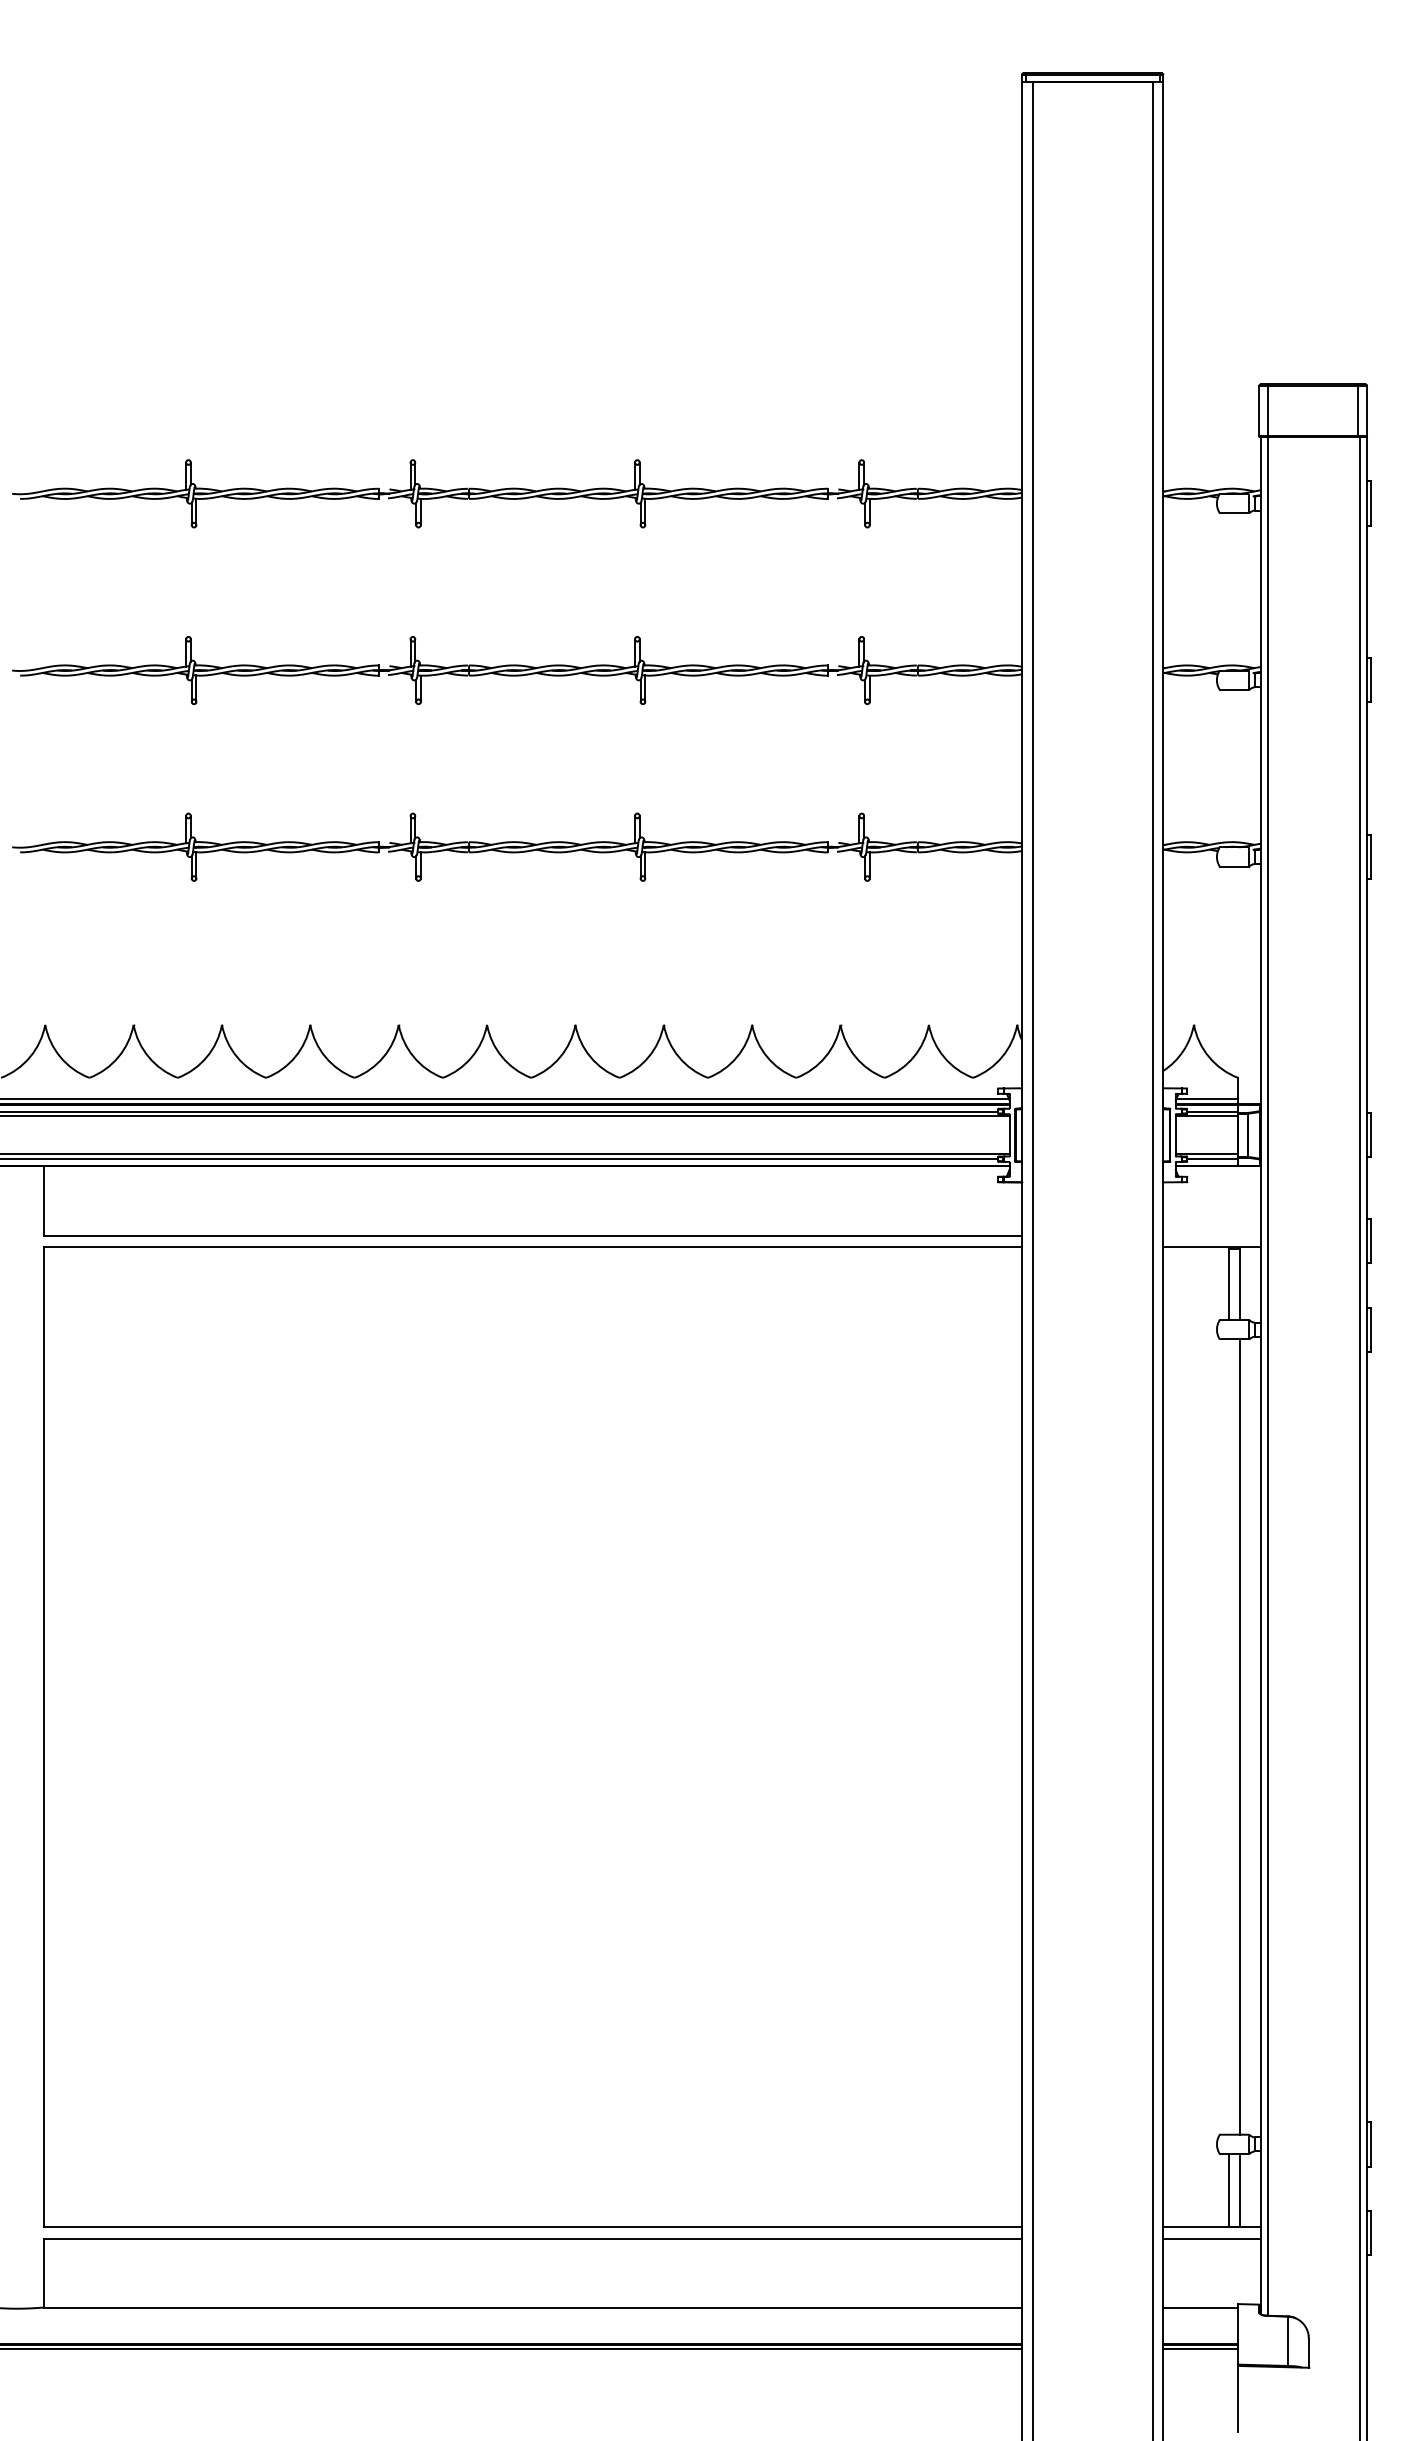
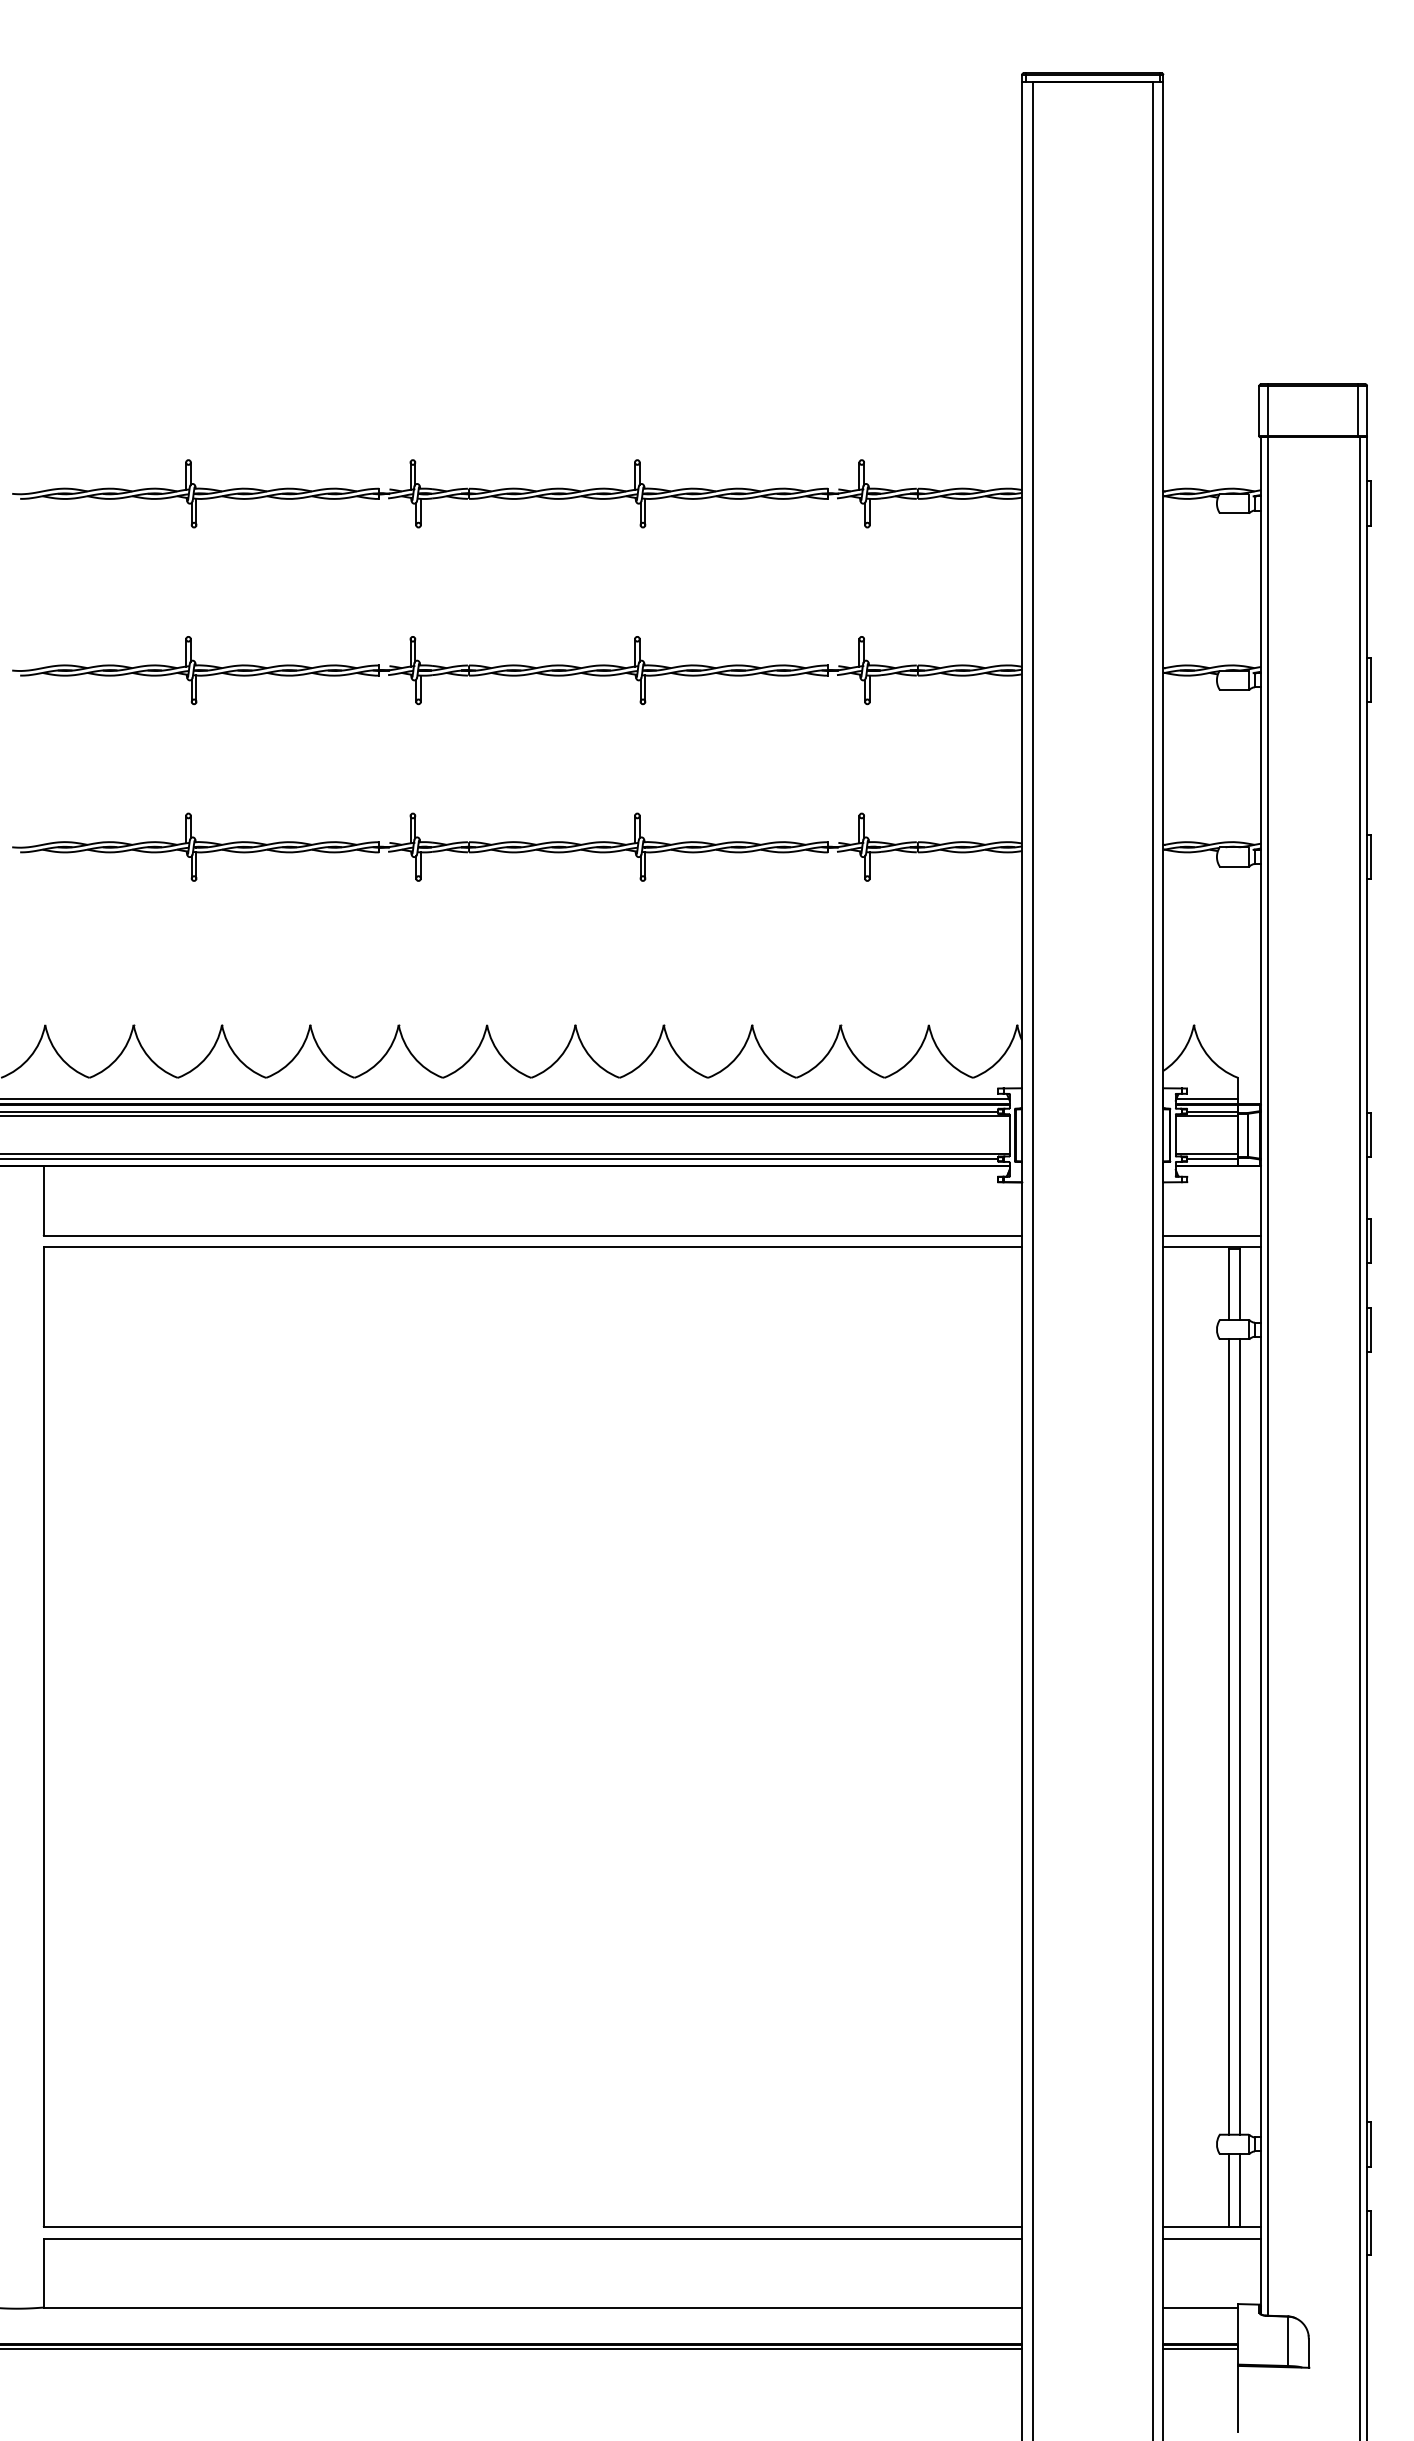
line: none -> present (1212, 1235)
line: none -> present (1229, 1736)
